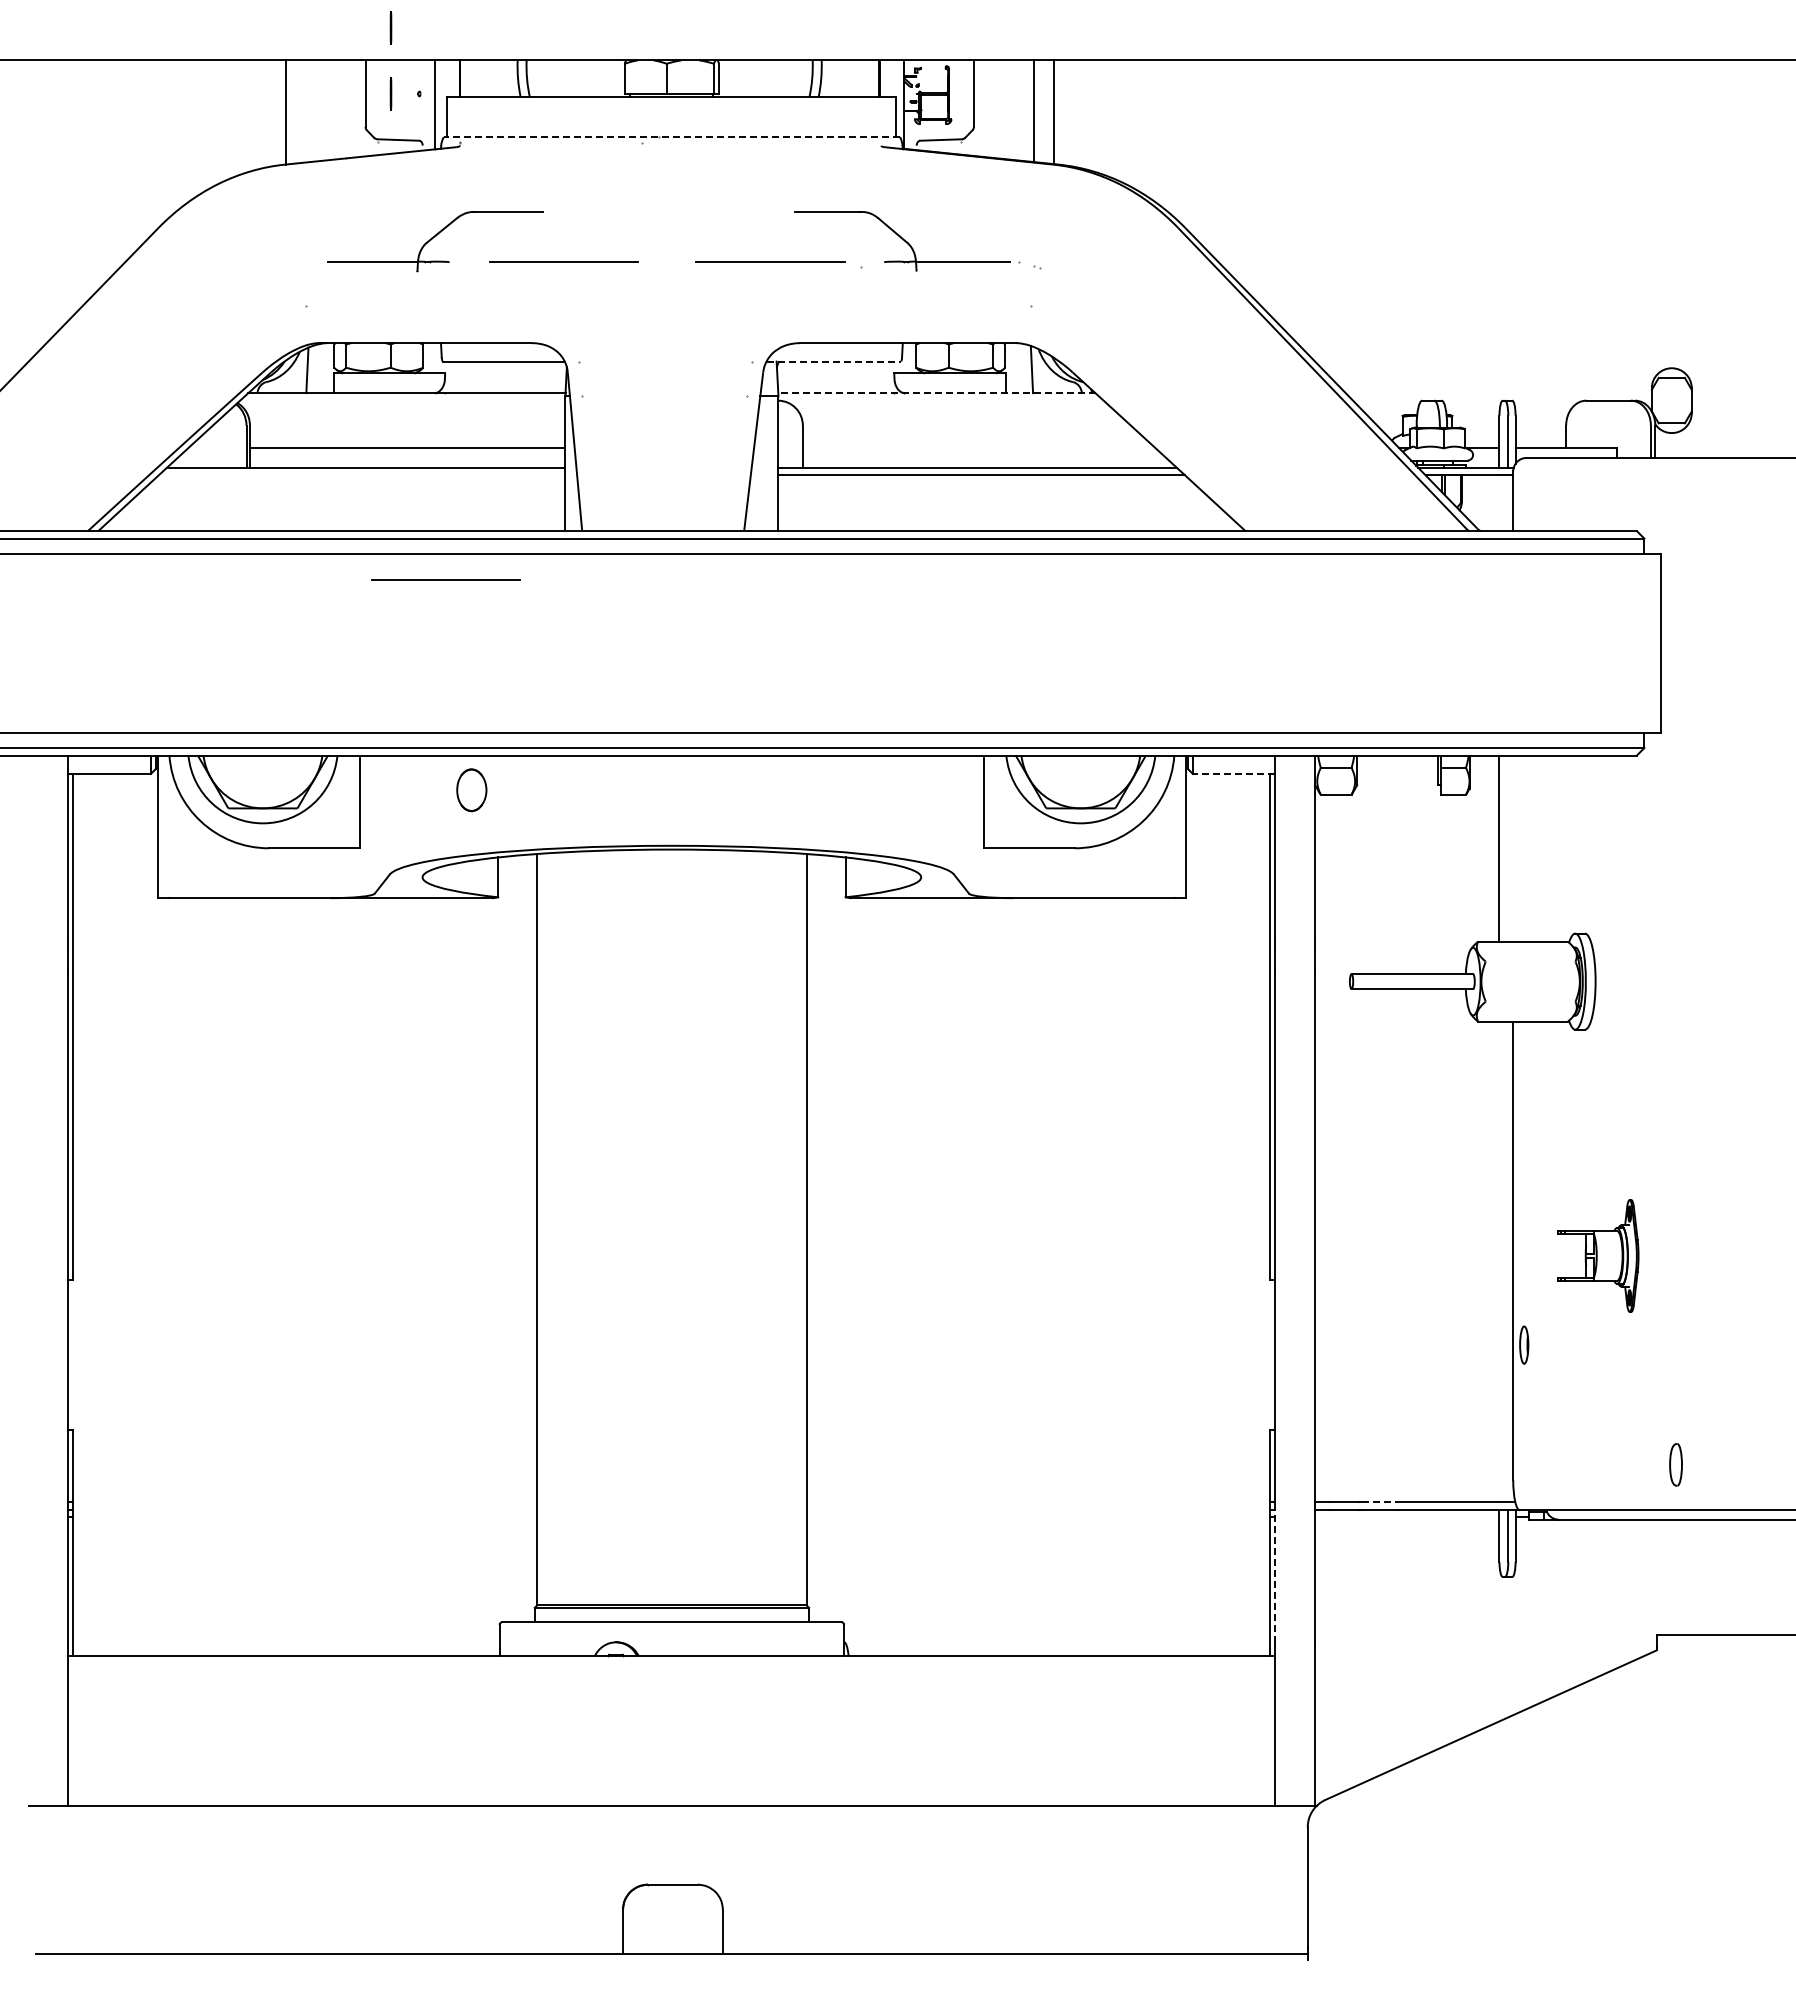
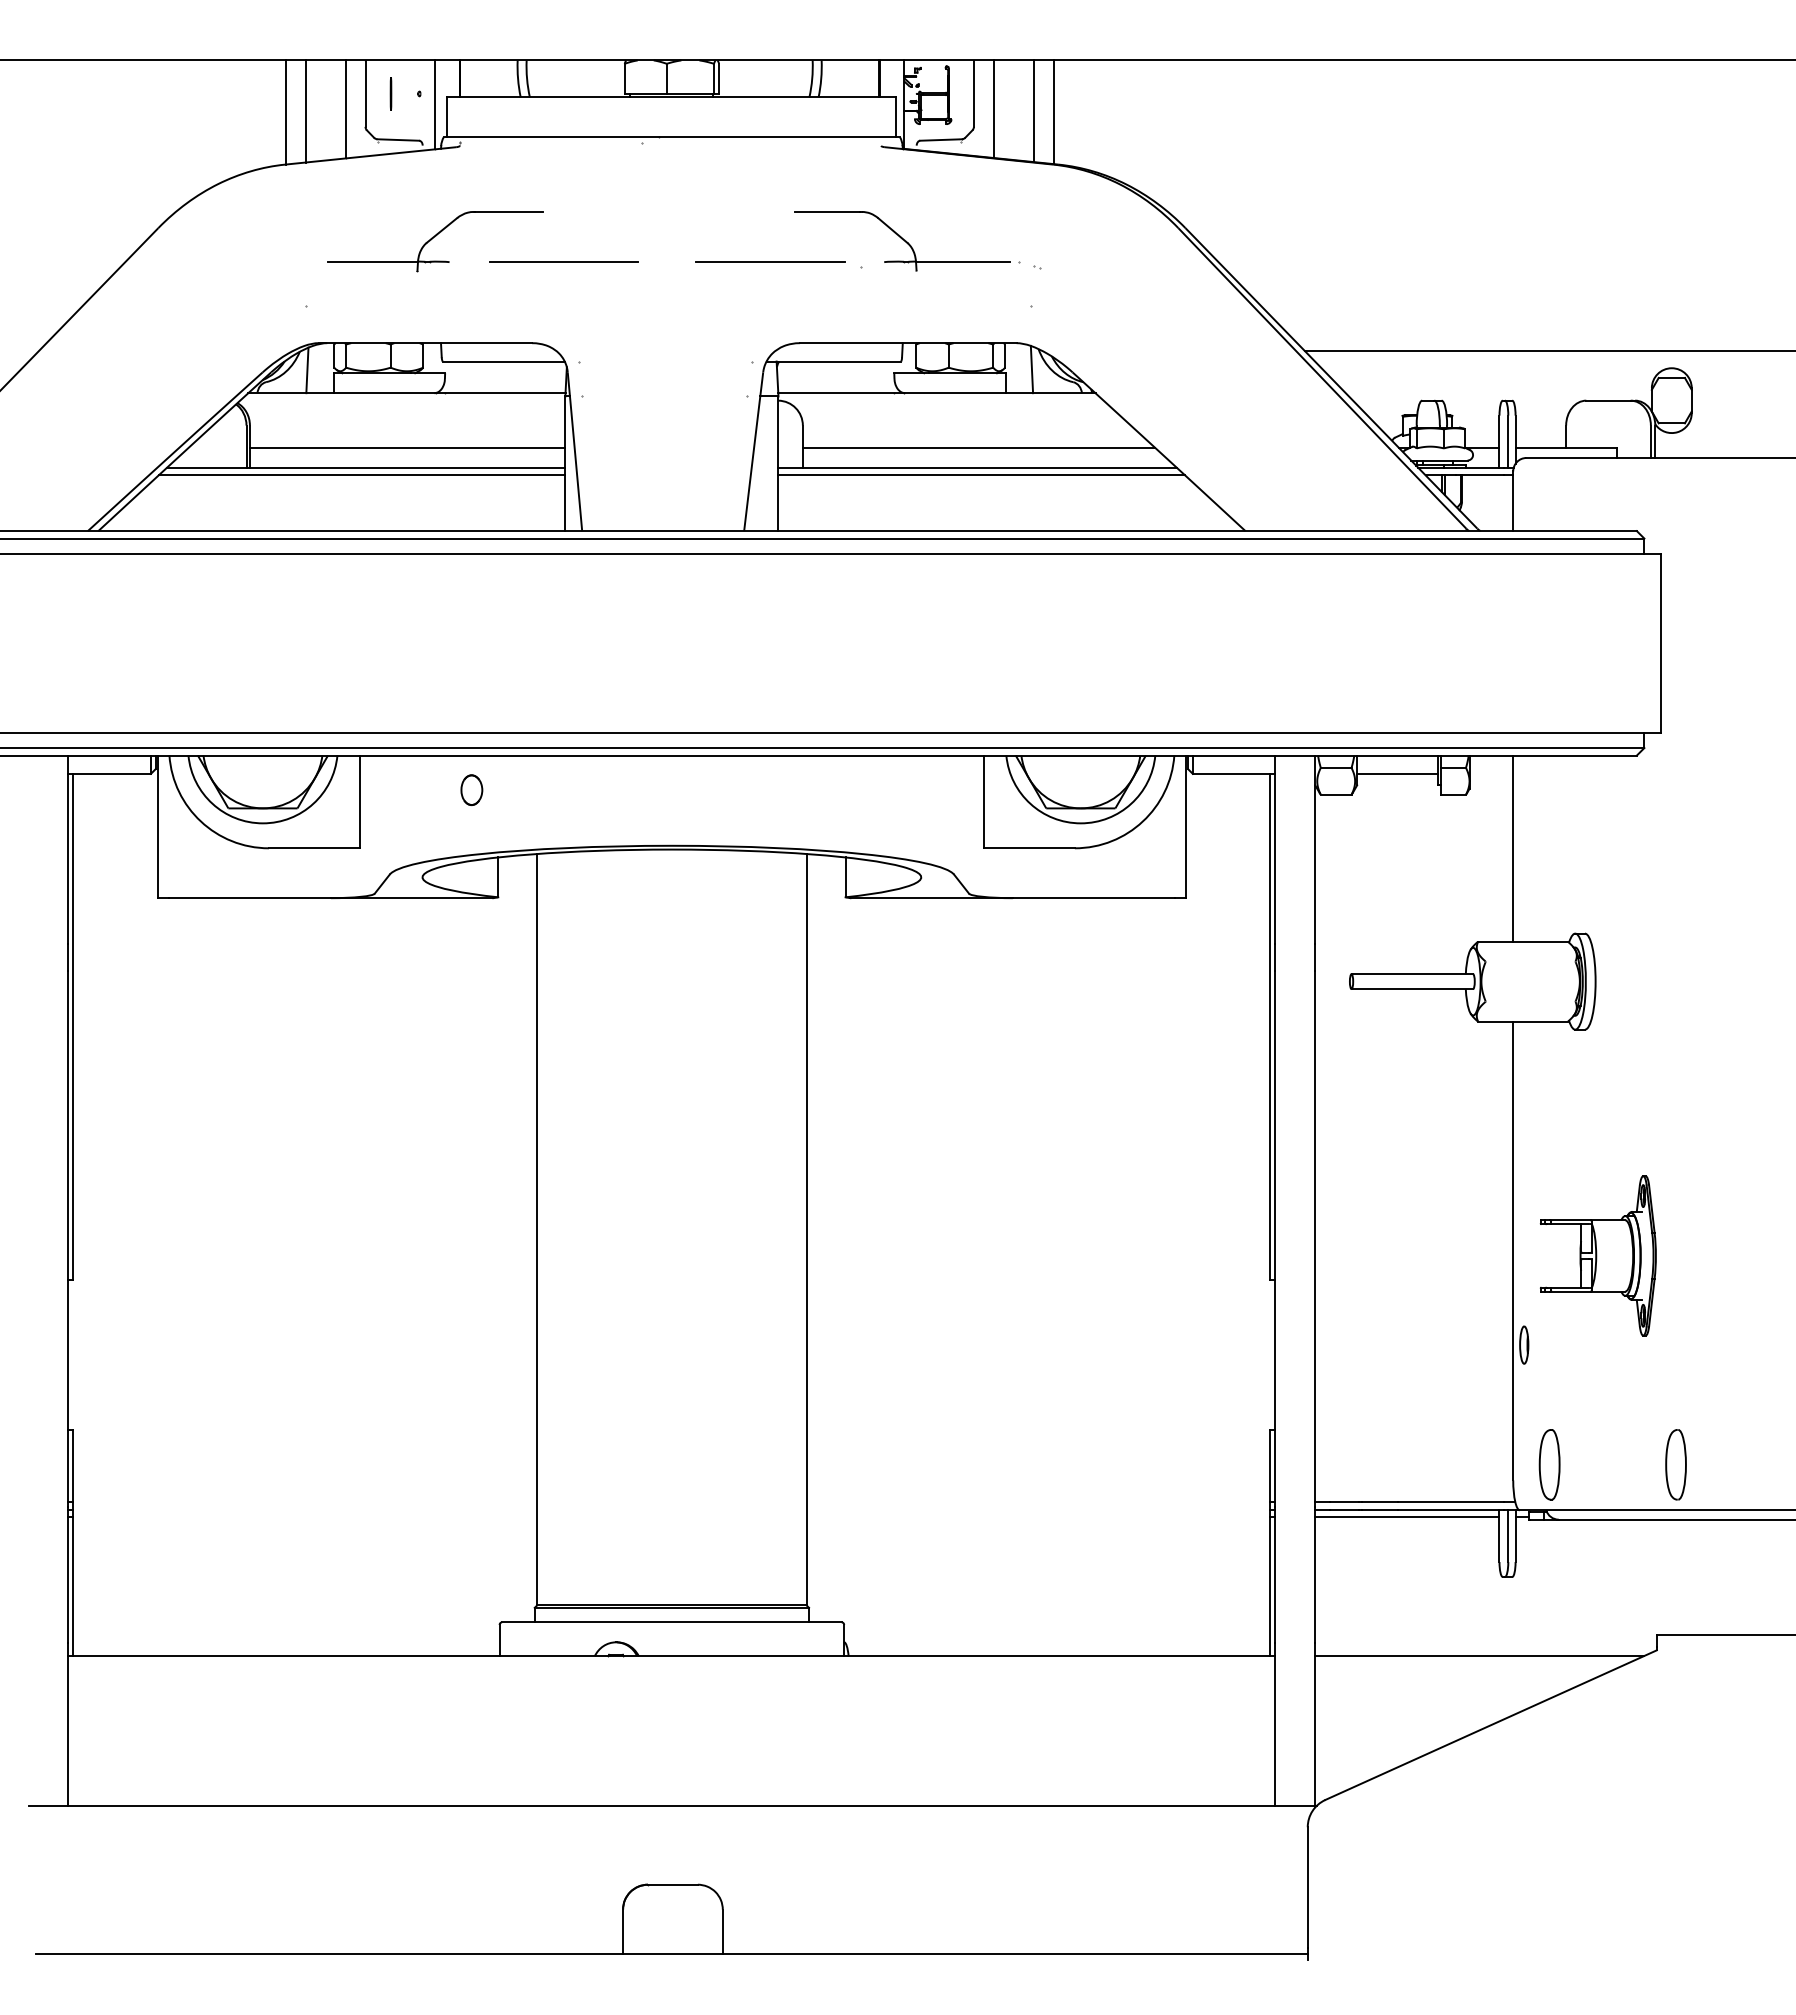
line: present -> none (390, 27)
line: none -> present (993, 108)
line: none -> present (345, 109)
line: none -> present (305, 111)
line: dashed -> solid (671, 137)
line: none -> present (1548, 350)
line: dashed -> solid (834, 361)
line: dashed -> solid (936, 393)
line: none -> present (978, 448)
line: none -> present (361, 475)
line: present -> none (445, 579)
line: dashed -> solid (1233, 773)
line: none -> present (1397, 773)
part size: 32x45 px -> 24x32 px (471, 789)
line position: (1499, 848) -> (1513, 848) (1513, 848)
part size: 83x114 px -> 118x162 px (1597, 1255)
part: none -> present (1549, 1464)
part size: 14x44 px -> 22x72 px (1675, 1464)
line: dashed -> solid (1379, 1502)
line: none -> present (1407, 1517)
line: dashed -> solid (1275, 1574)
line: none -> present (1479, 1656)
